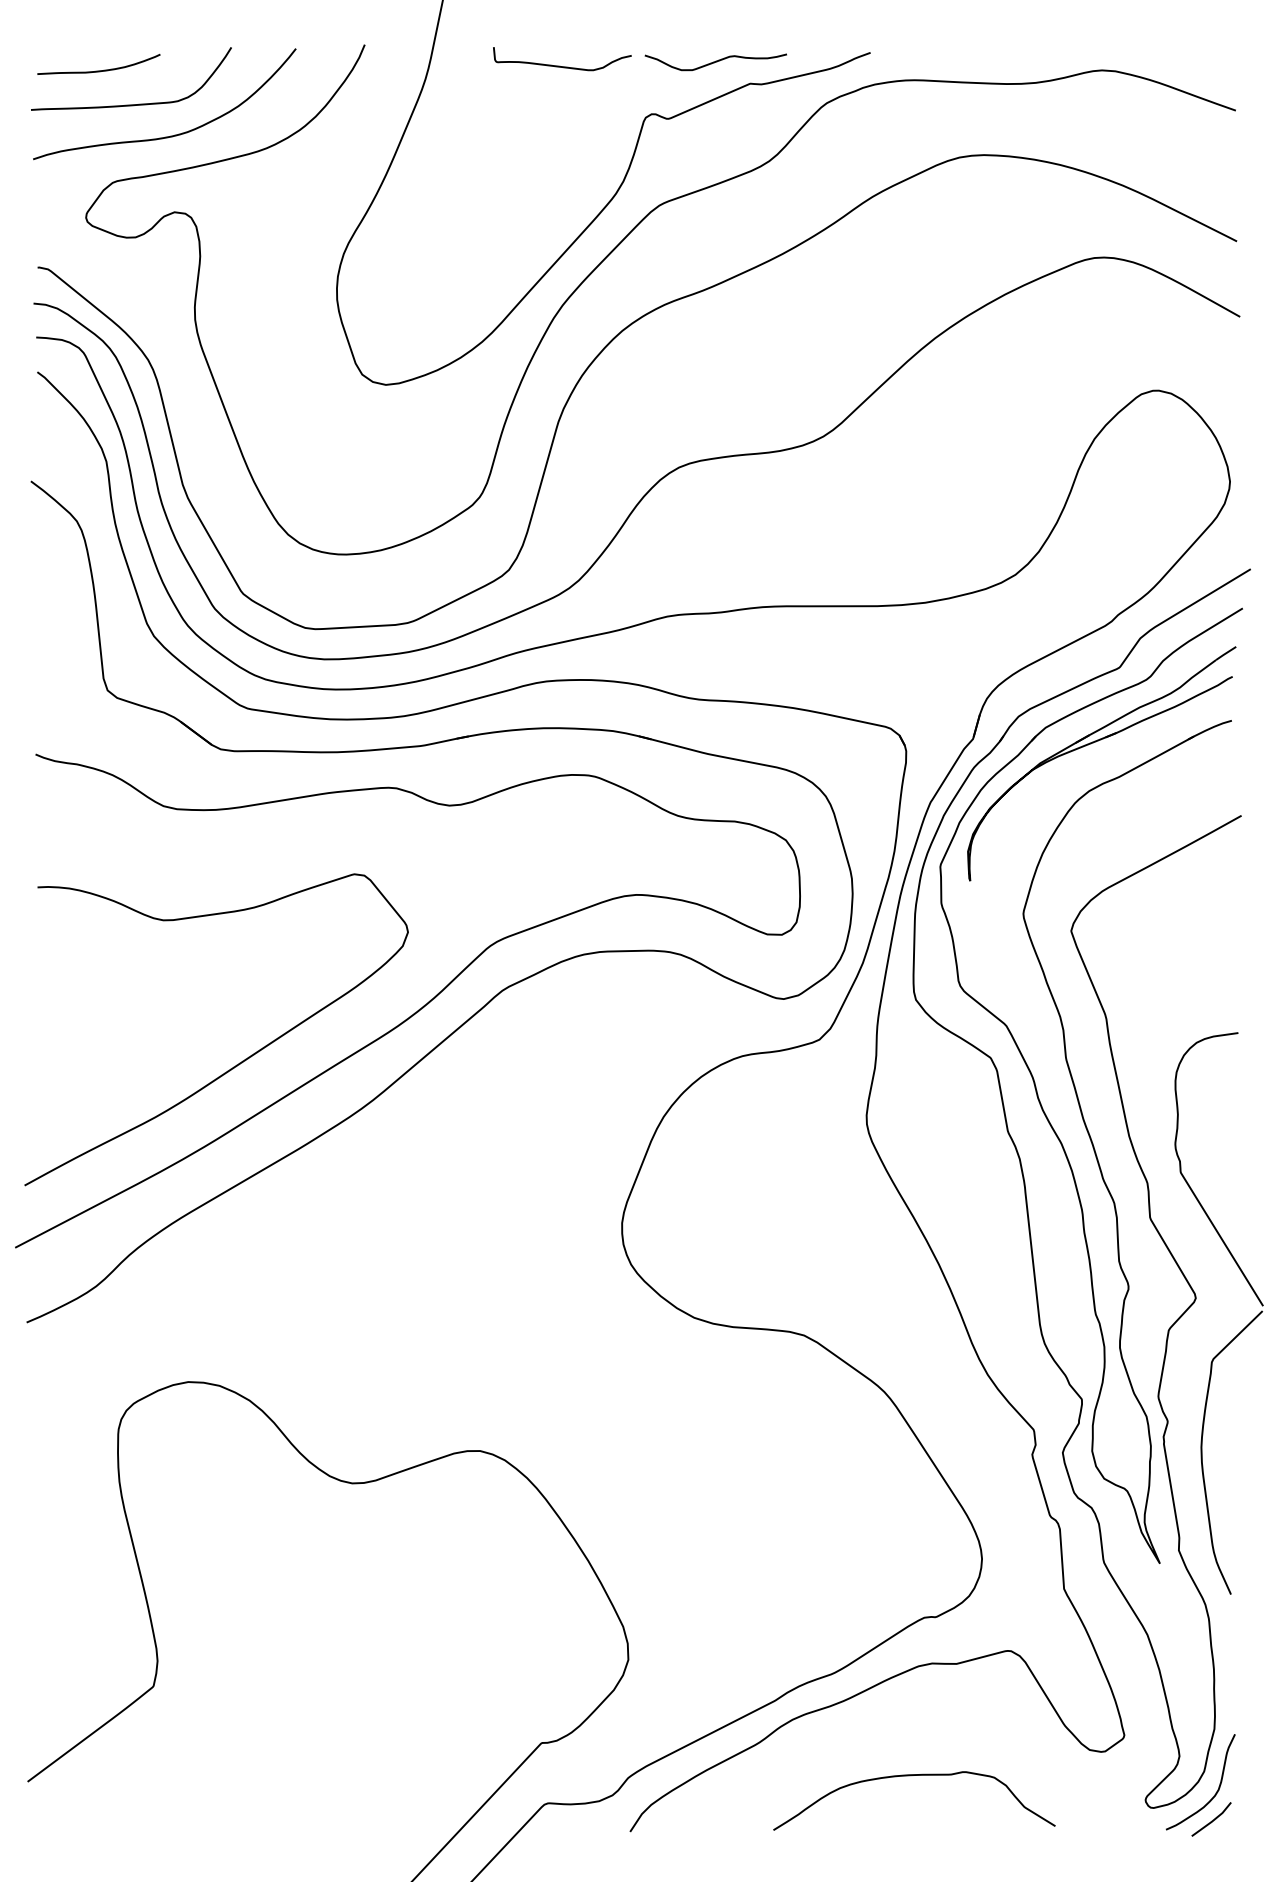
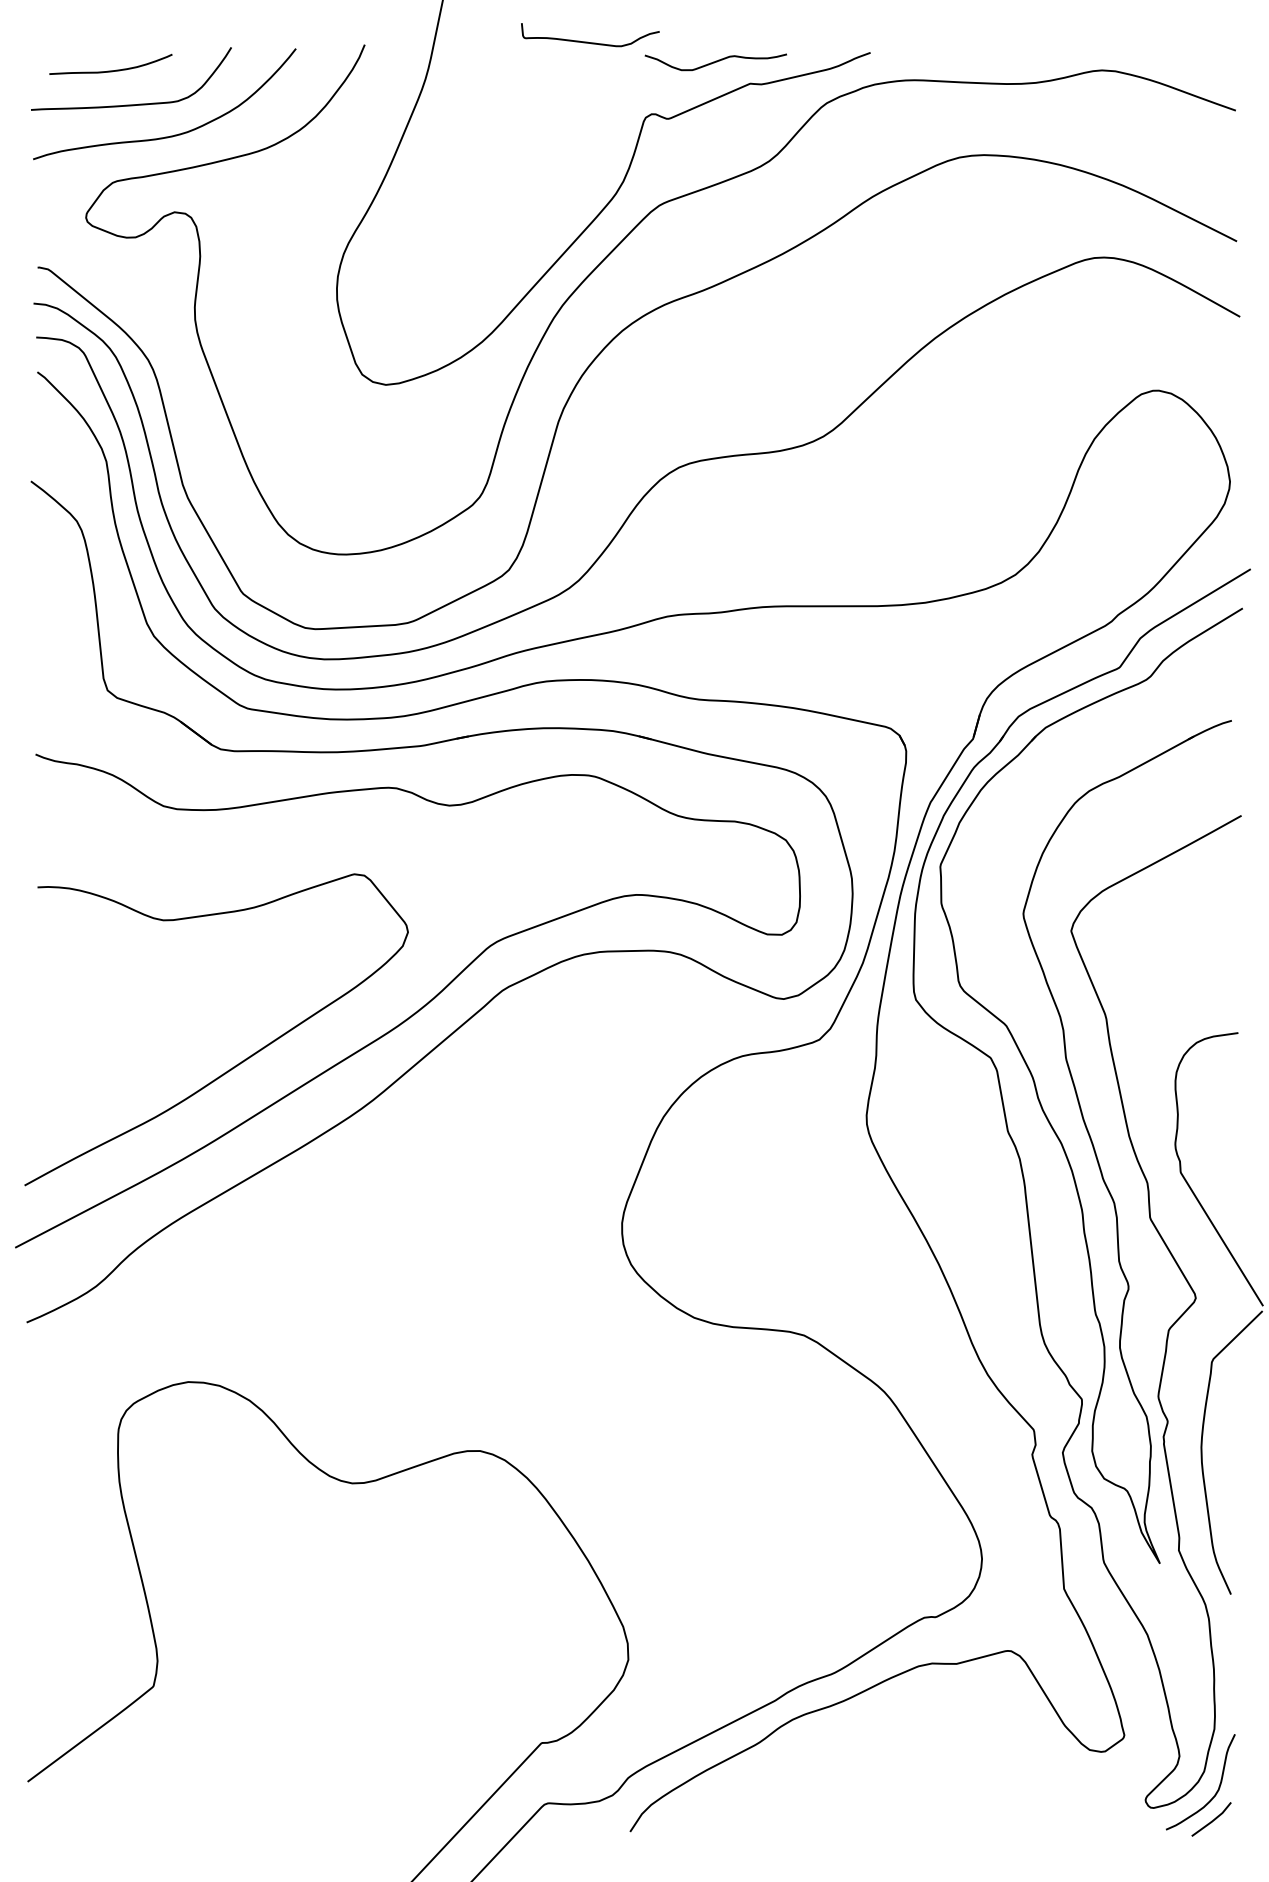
curve position: (559, 65) -> (587, 41) (587, 41)
curve position: (98, 70) -> (110, 70) (110, 70)
part: present -> none (1093, 743)
curve: present -> none (911, 1776)
